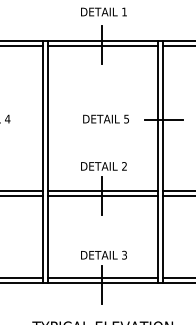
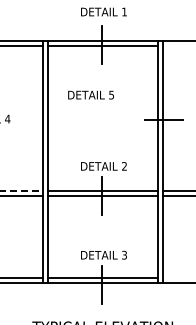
line: present -> none (177, 46)
text position: (105, 118) -> (90, 94) (90, 94)
line: solid -> dashed (21, 191)
line: present -> none (177, 277)
